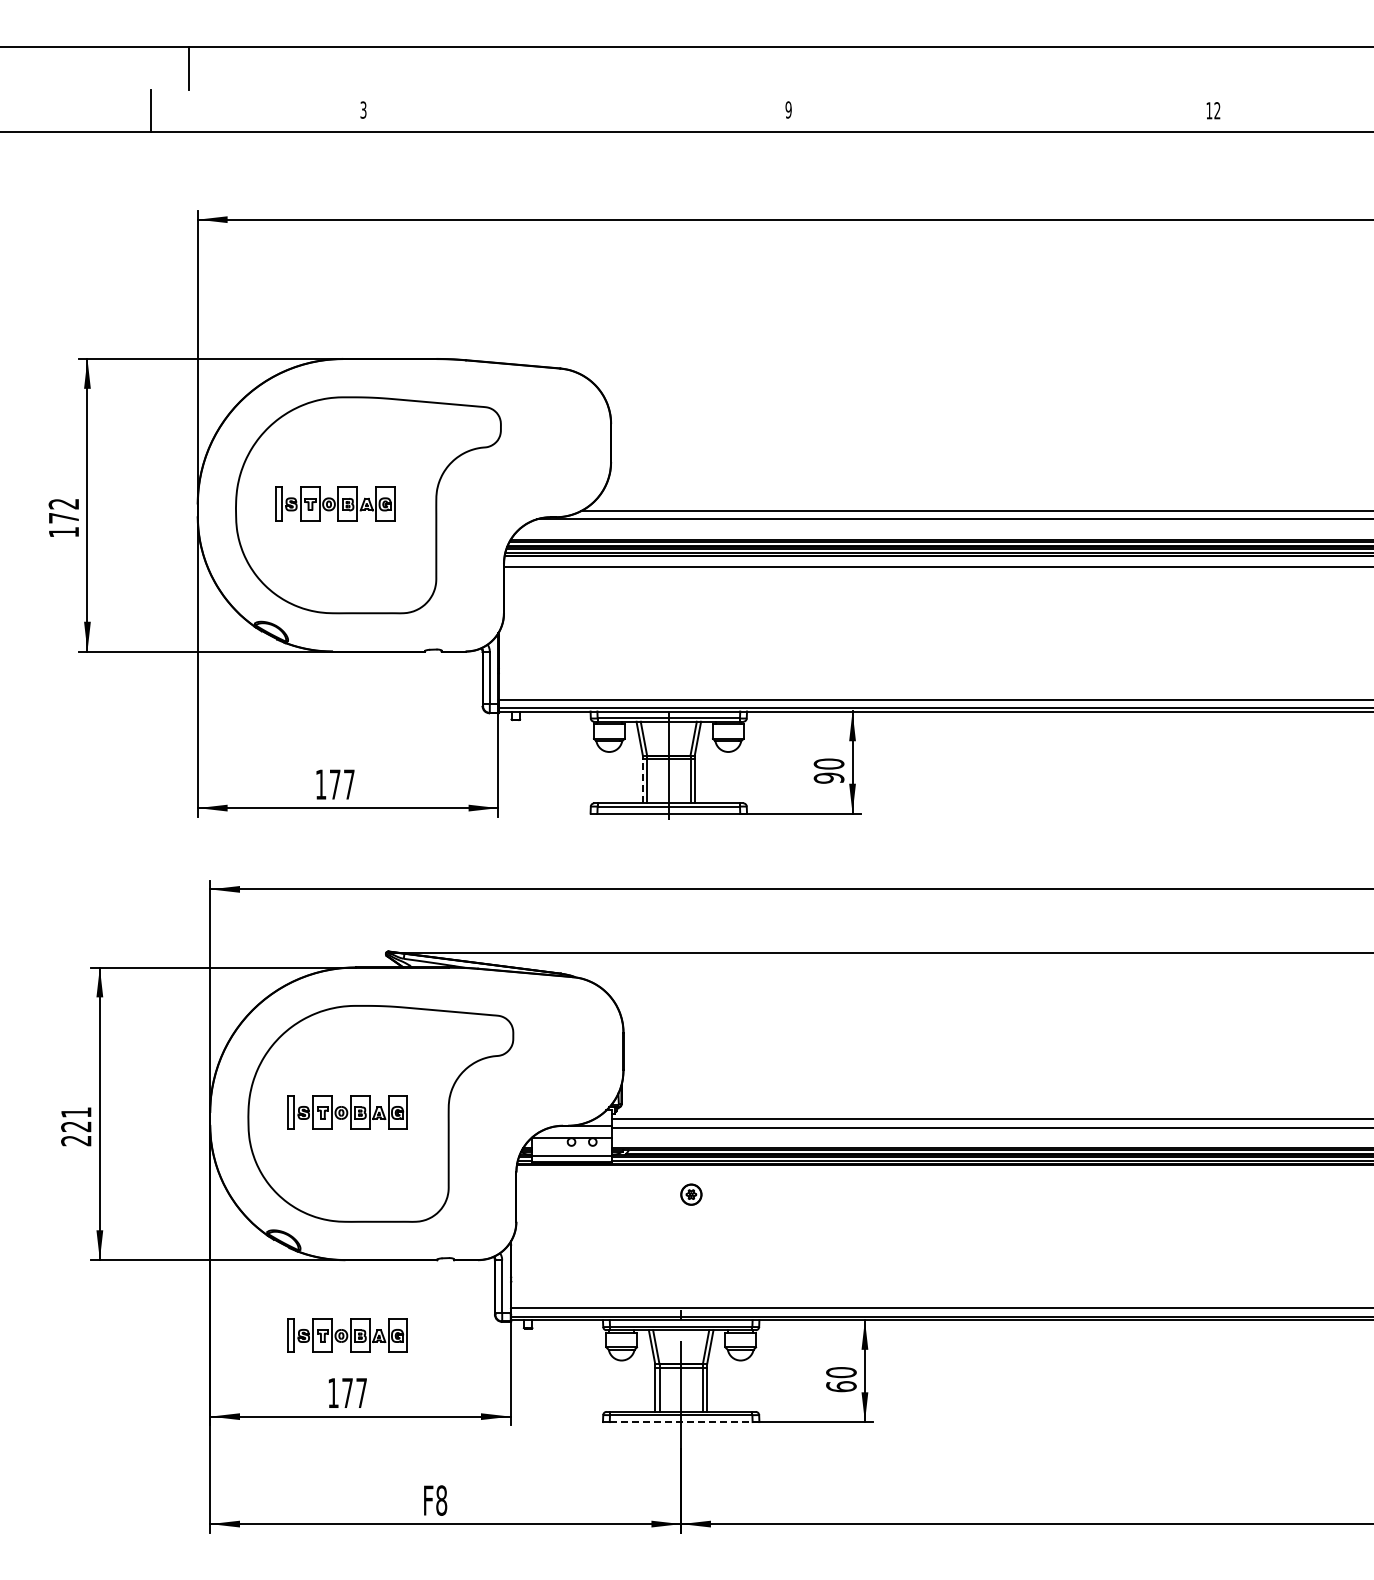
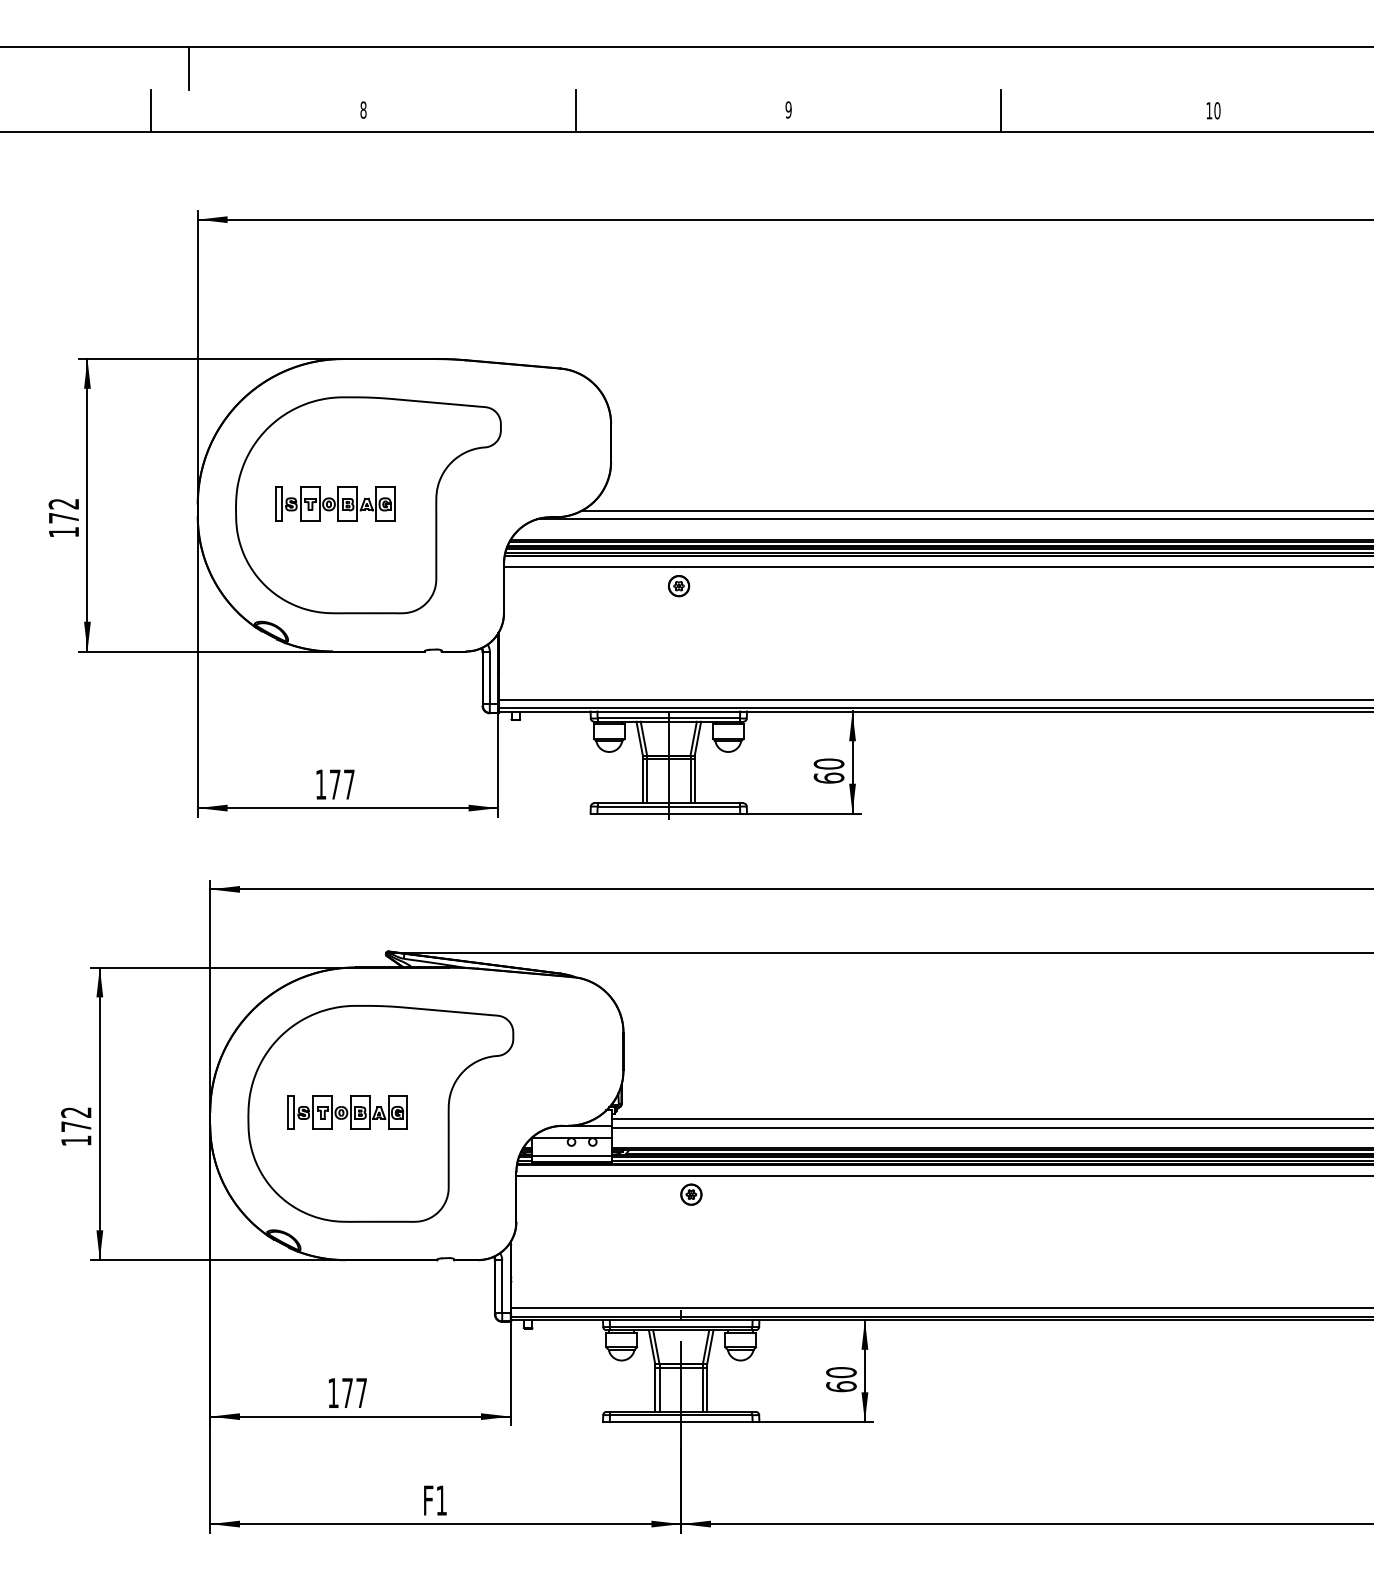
text: 3 -> 8 (363, 109)
line: none -> present (575, 110)
line: none -> present (1000, 110)
text: 12 -> 10 (1217, 110)
part: none -> present (678, 586)
text: 90 -> 60 (828, 777)
line: dashed -> solid (642, 780)
text: 221 -> 172 (76, 1126)
line: none -> present (943, 1175)
part: present -> none (347, 1335)
line: dashed -> solid (681, 1422)
text: F8 -> F1 (441, 1500)
